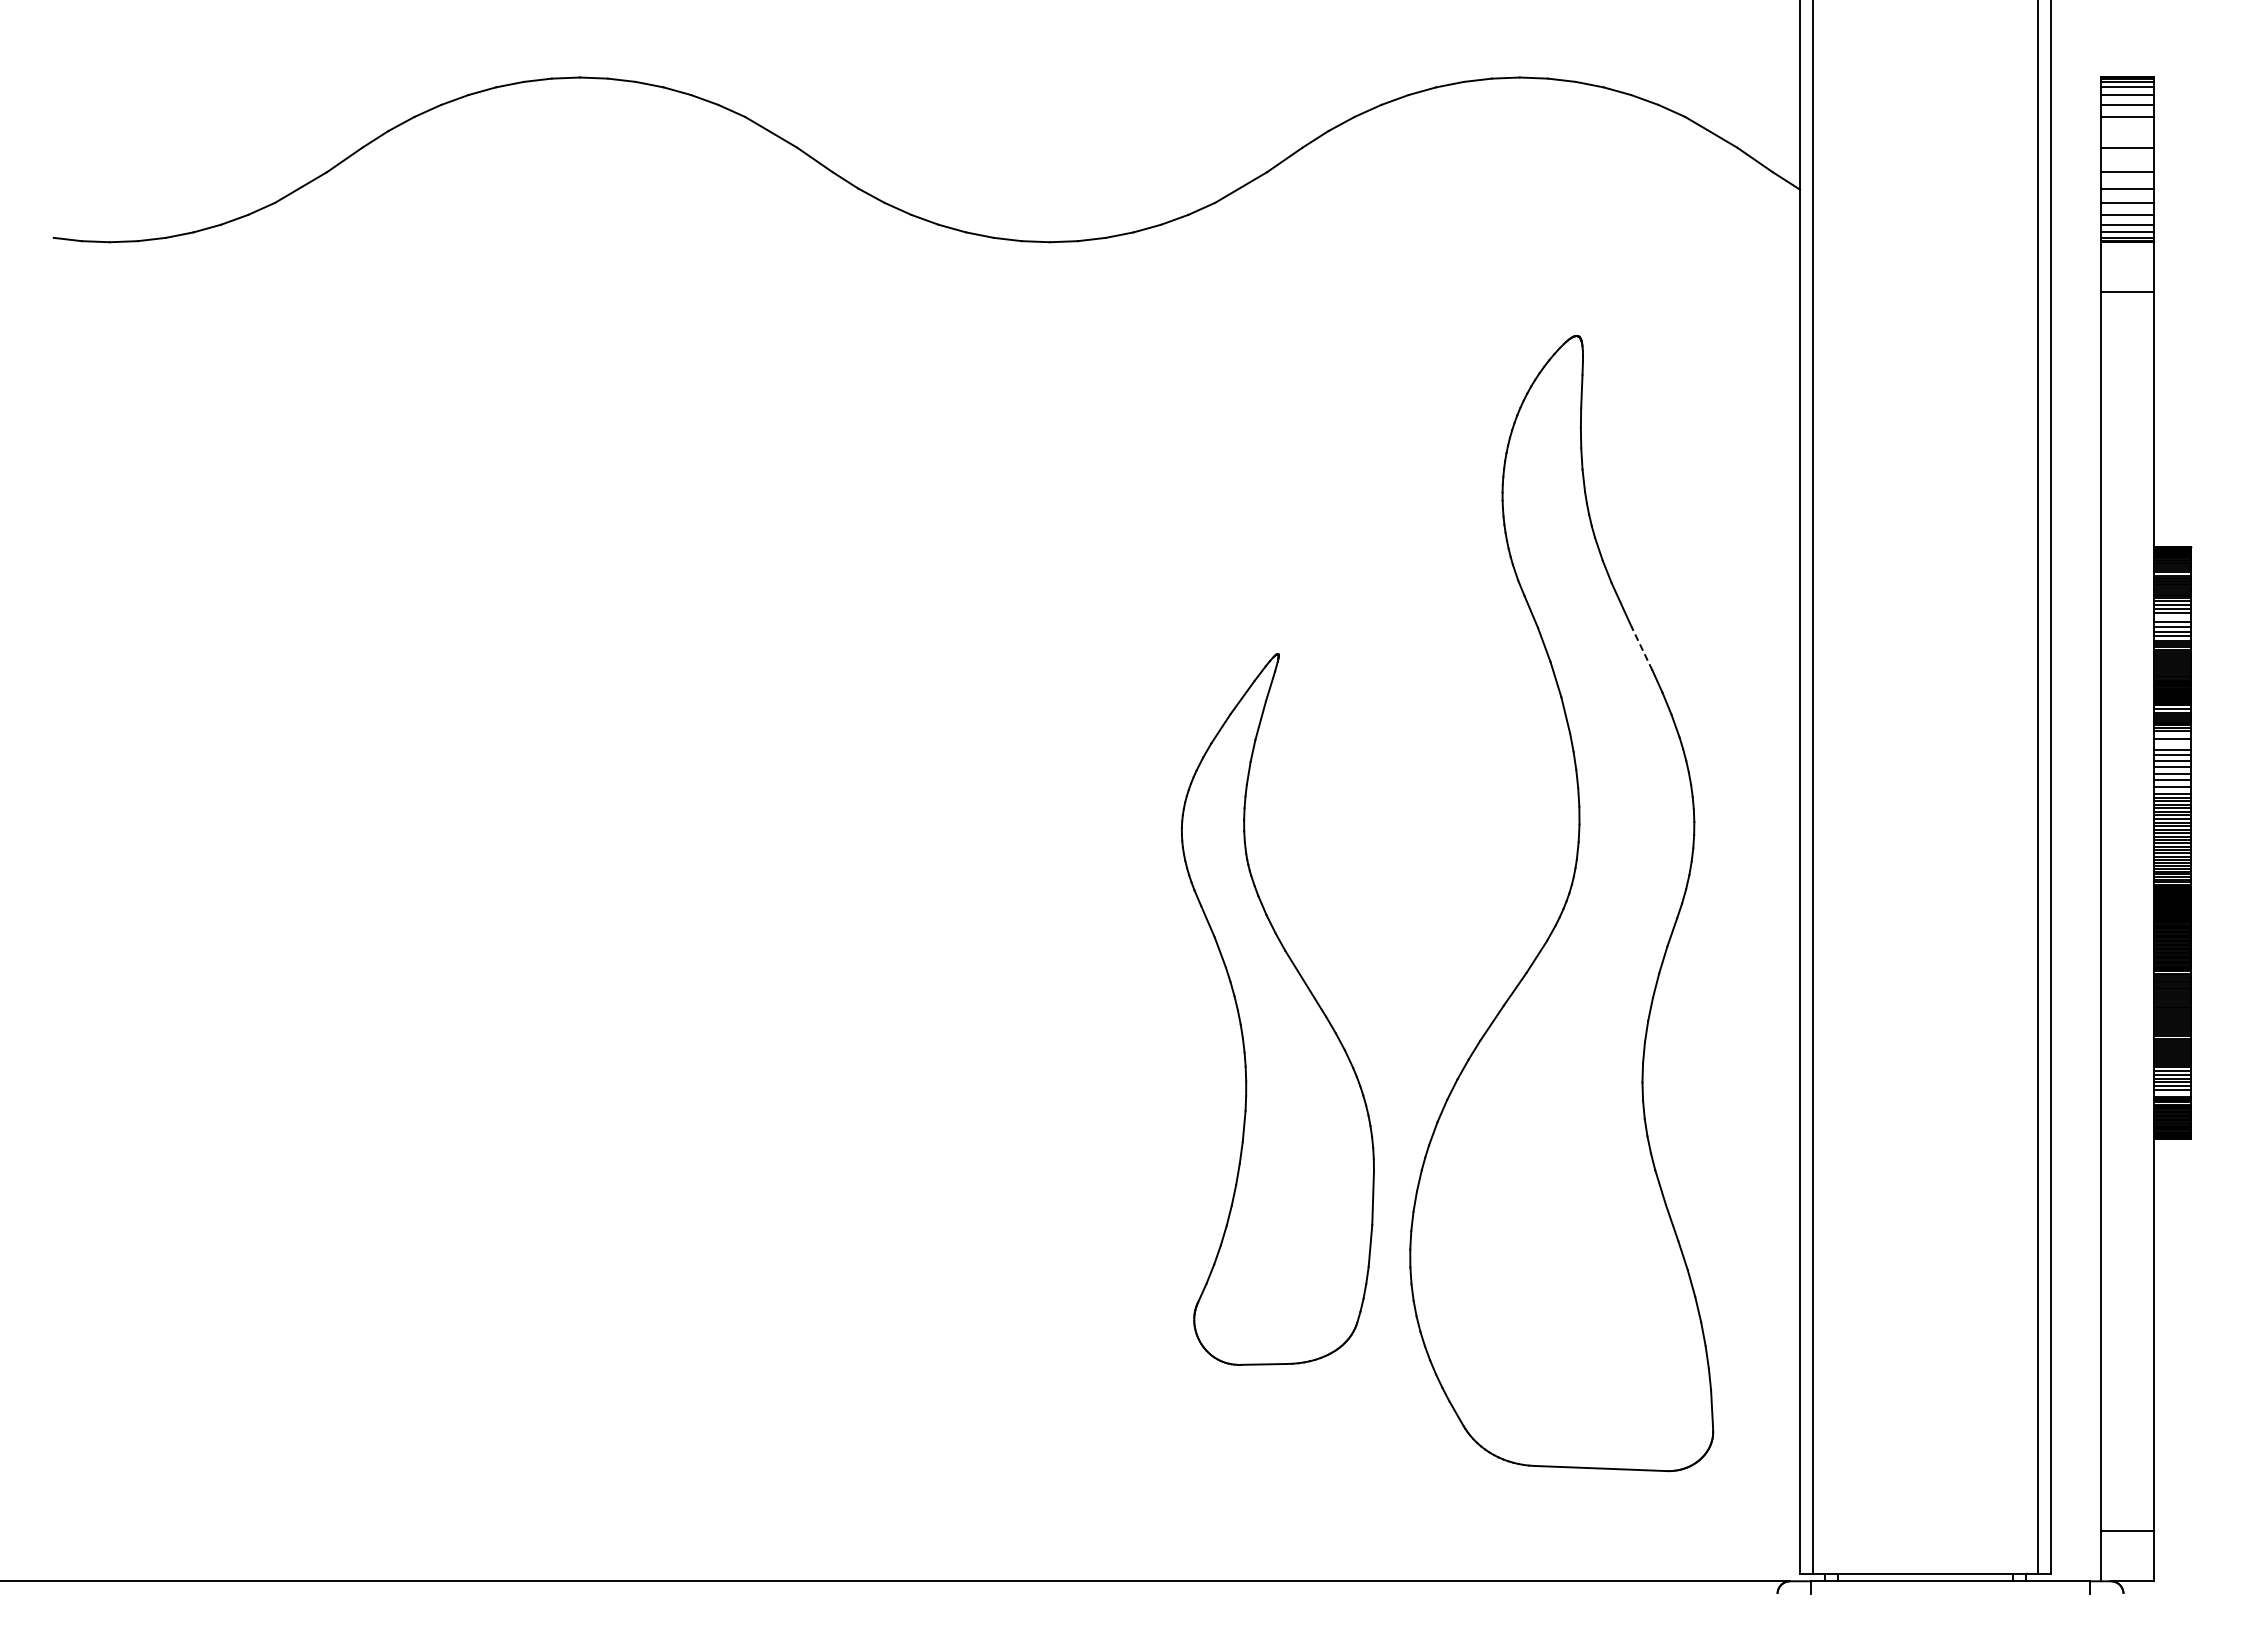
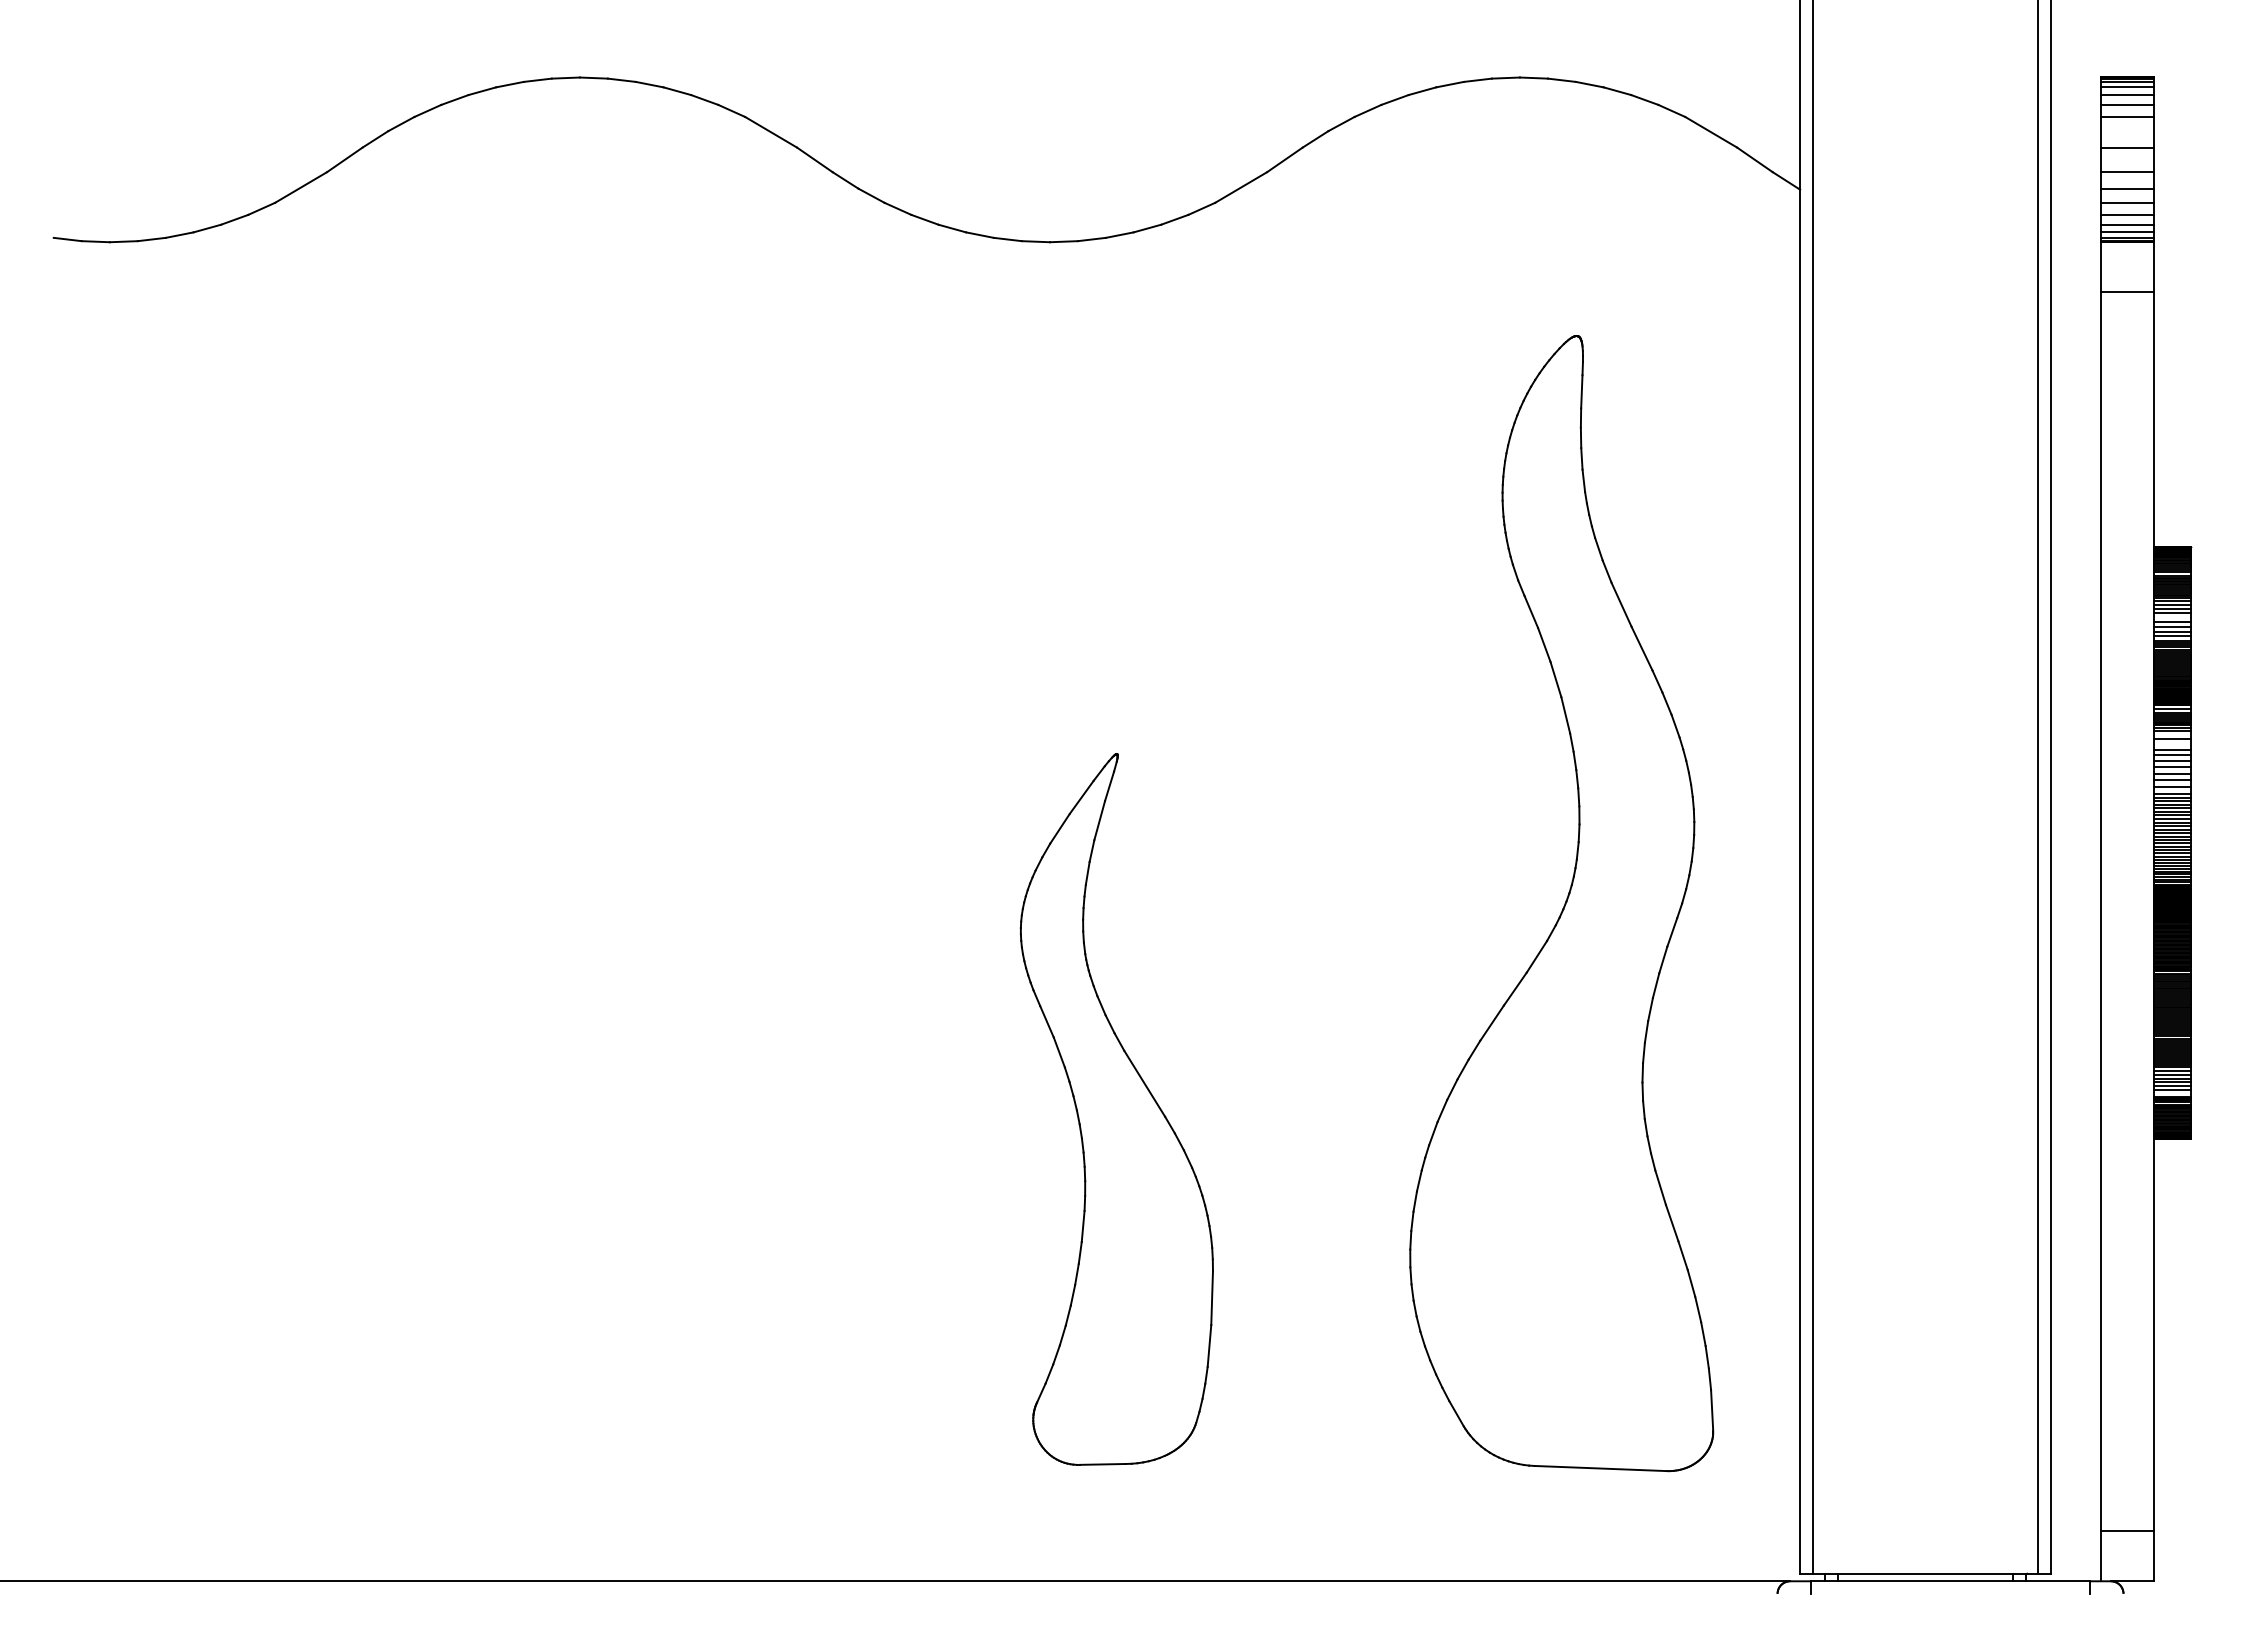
line: dashed -> solid (1641, 648)
part position: (1277, 1009) -> (1116, 1109) (1116, 1109)
